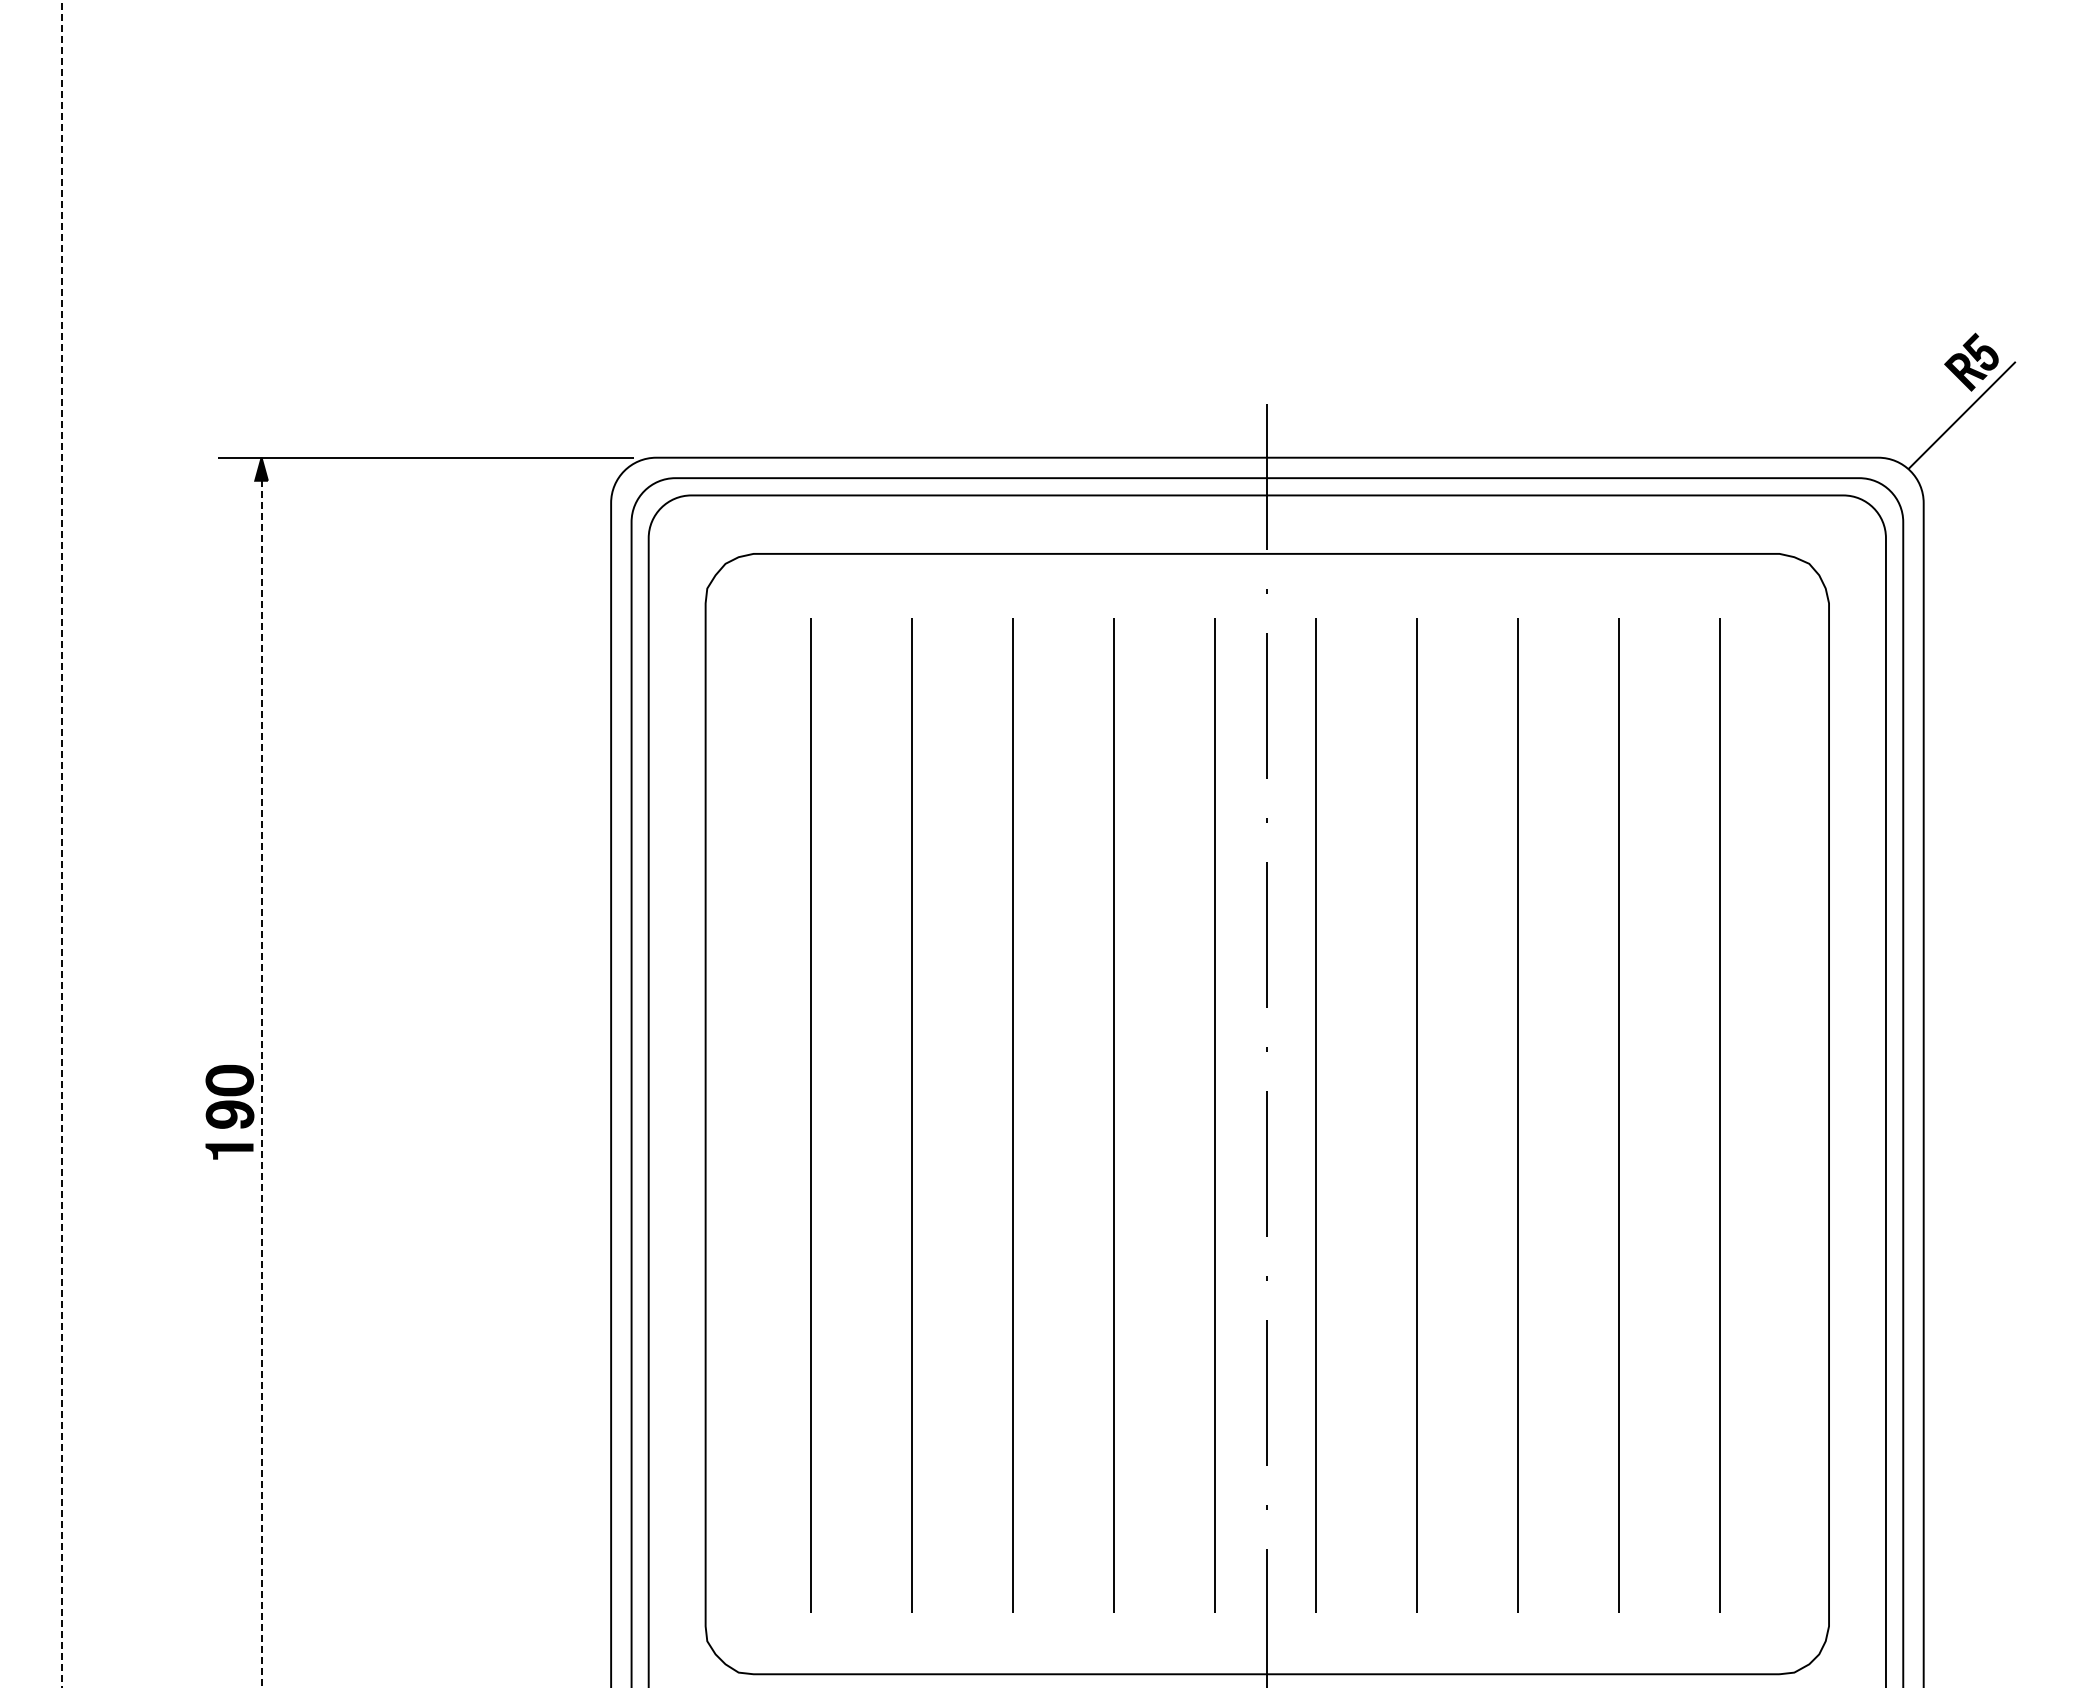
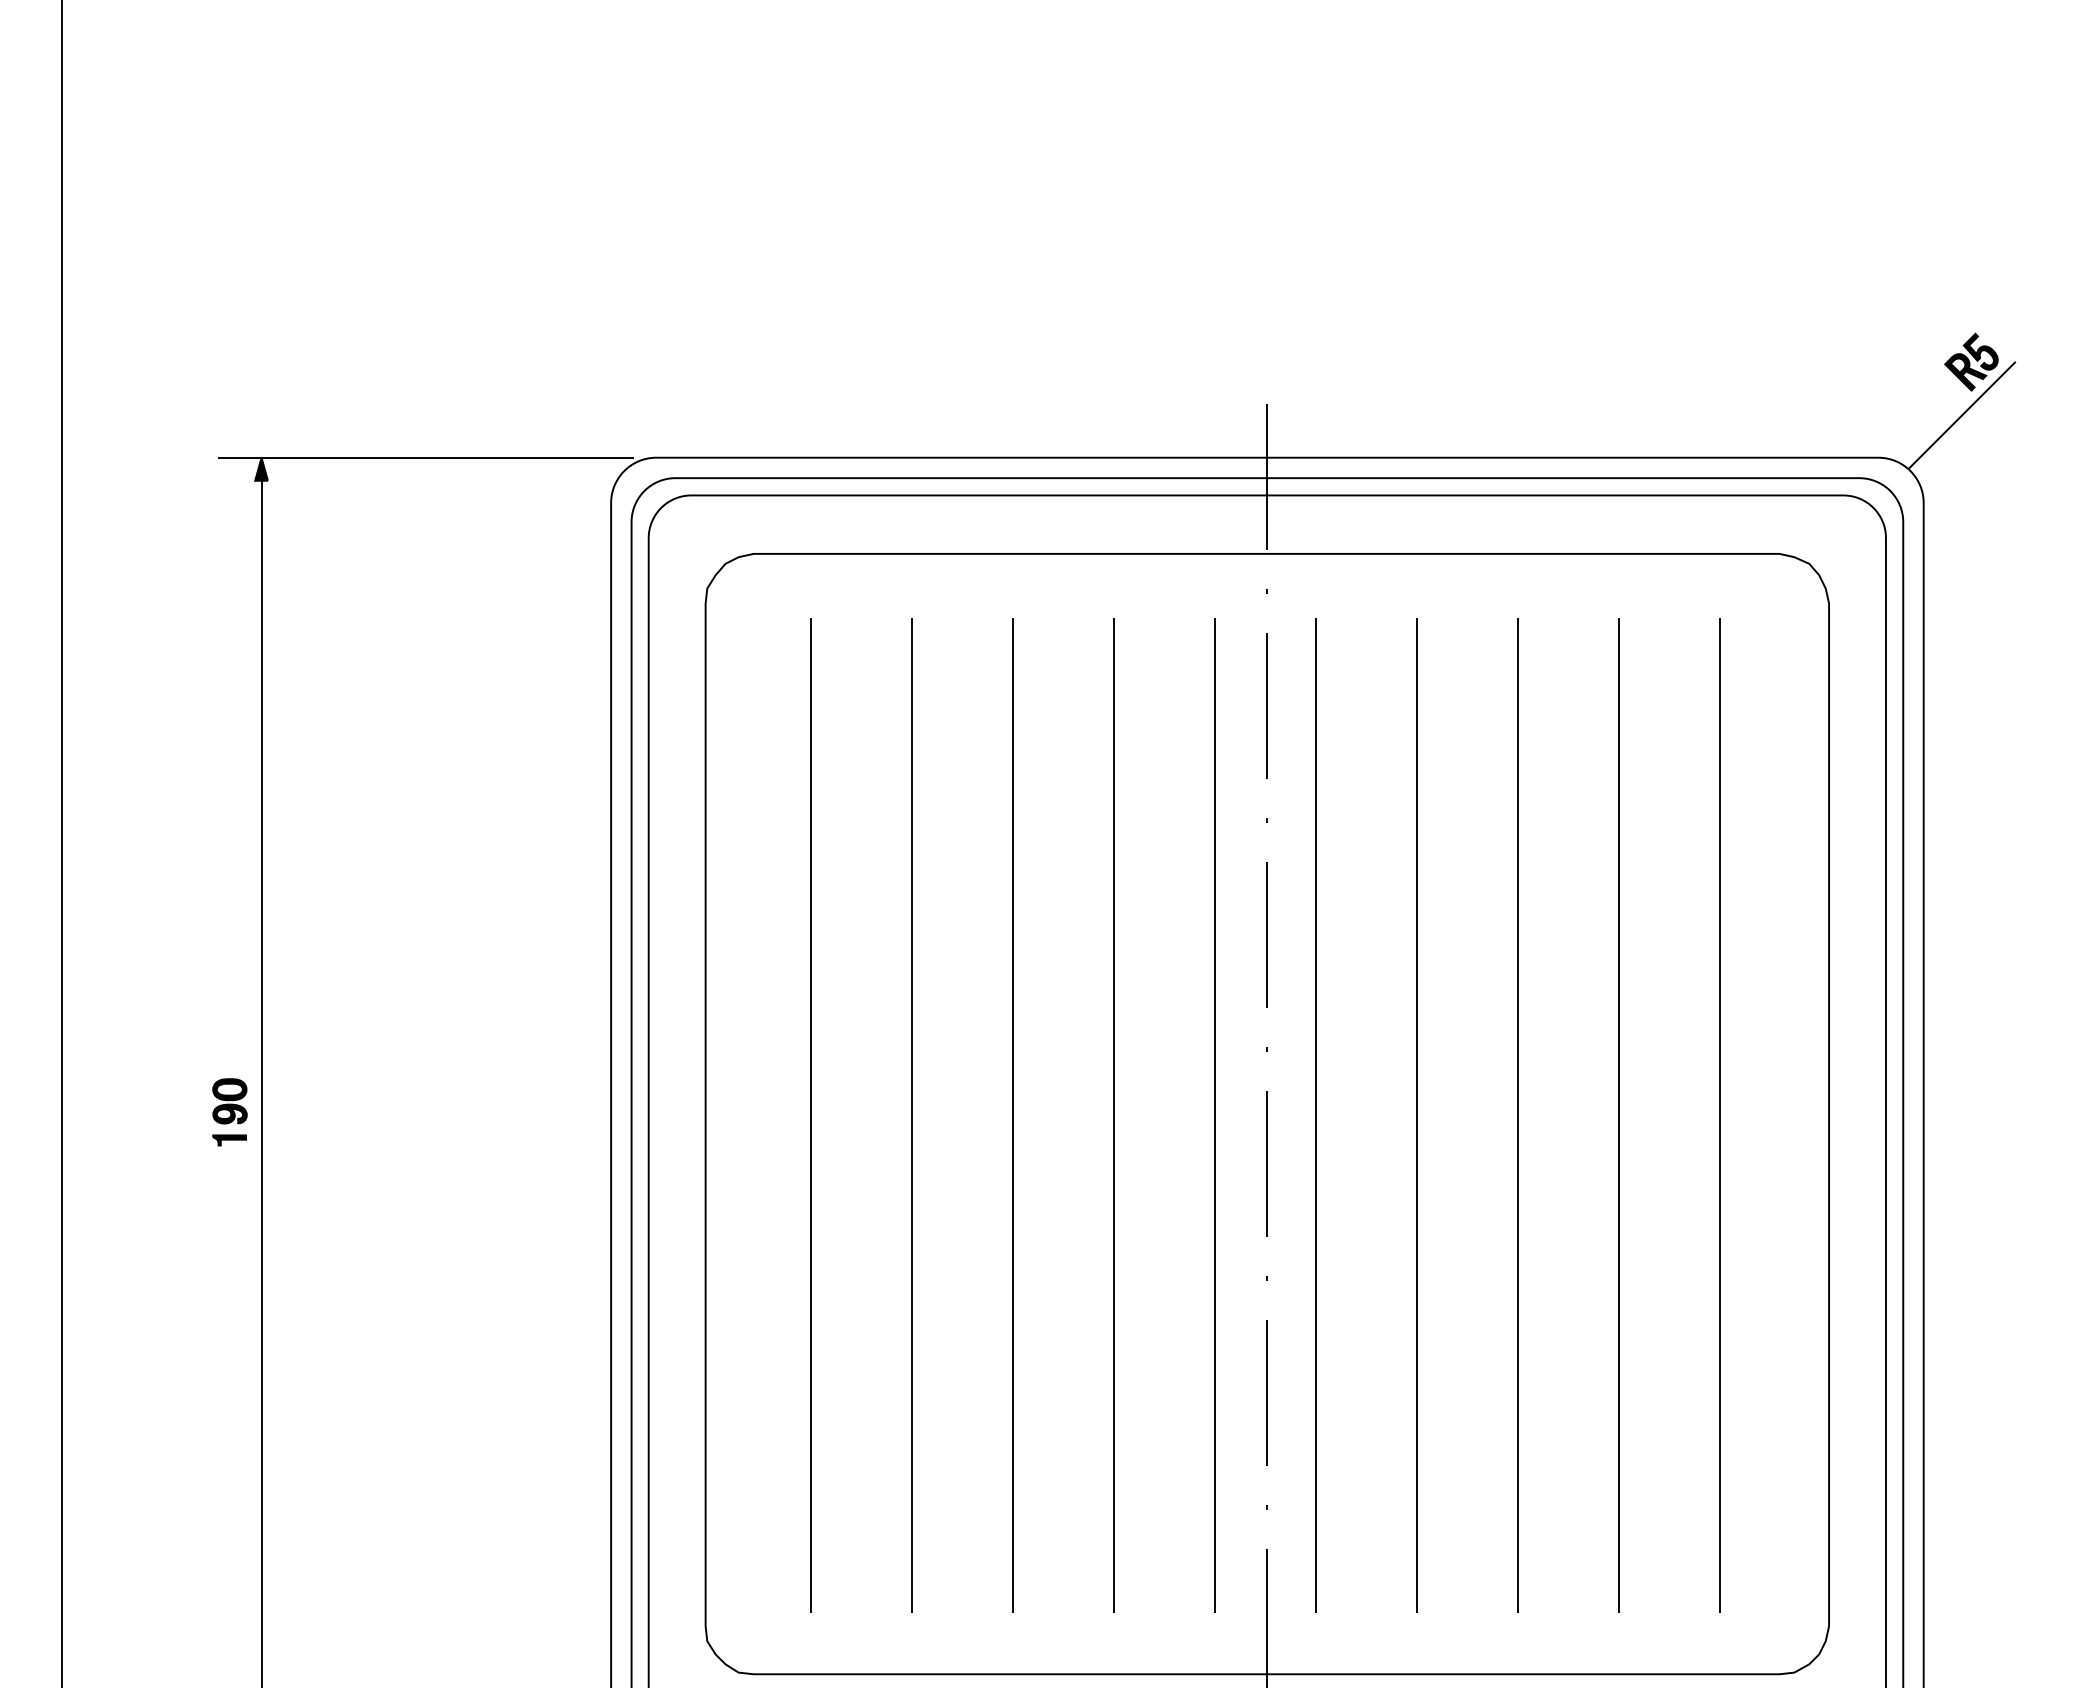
line: dashed -> solid (62, 843)
line: dashed -> solid (261, 1072)
part size: 50x95 px -> 36x69 px (229, 1112)
